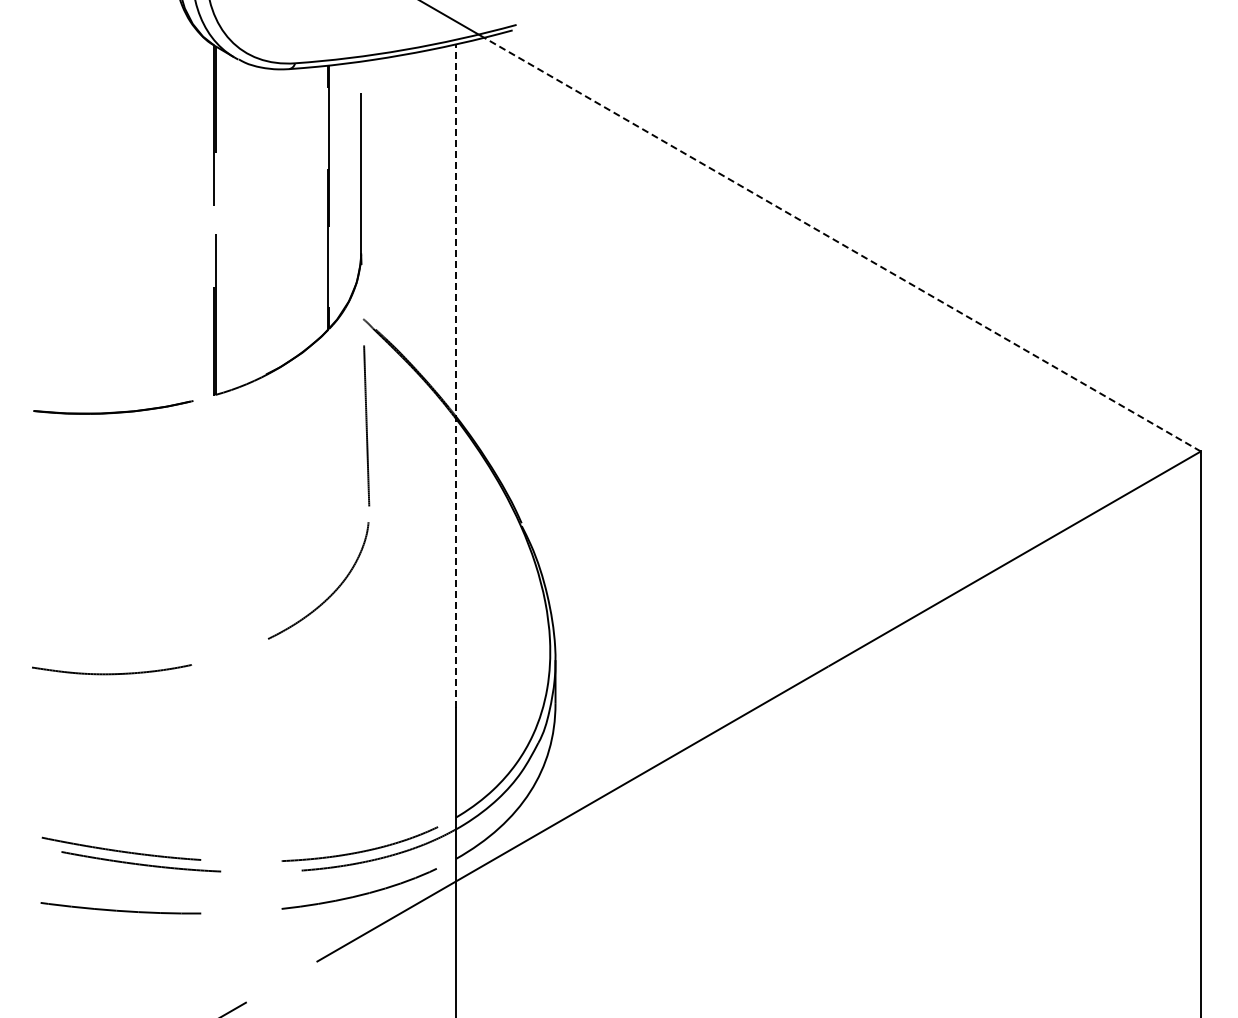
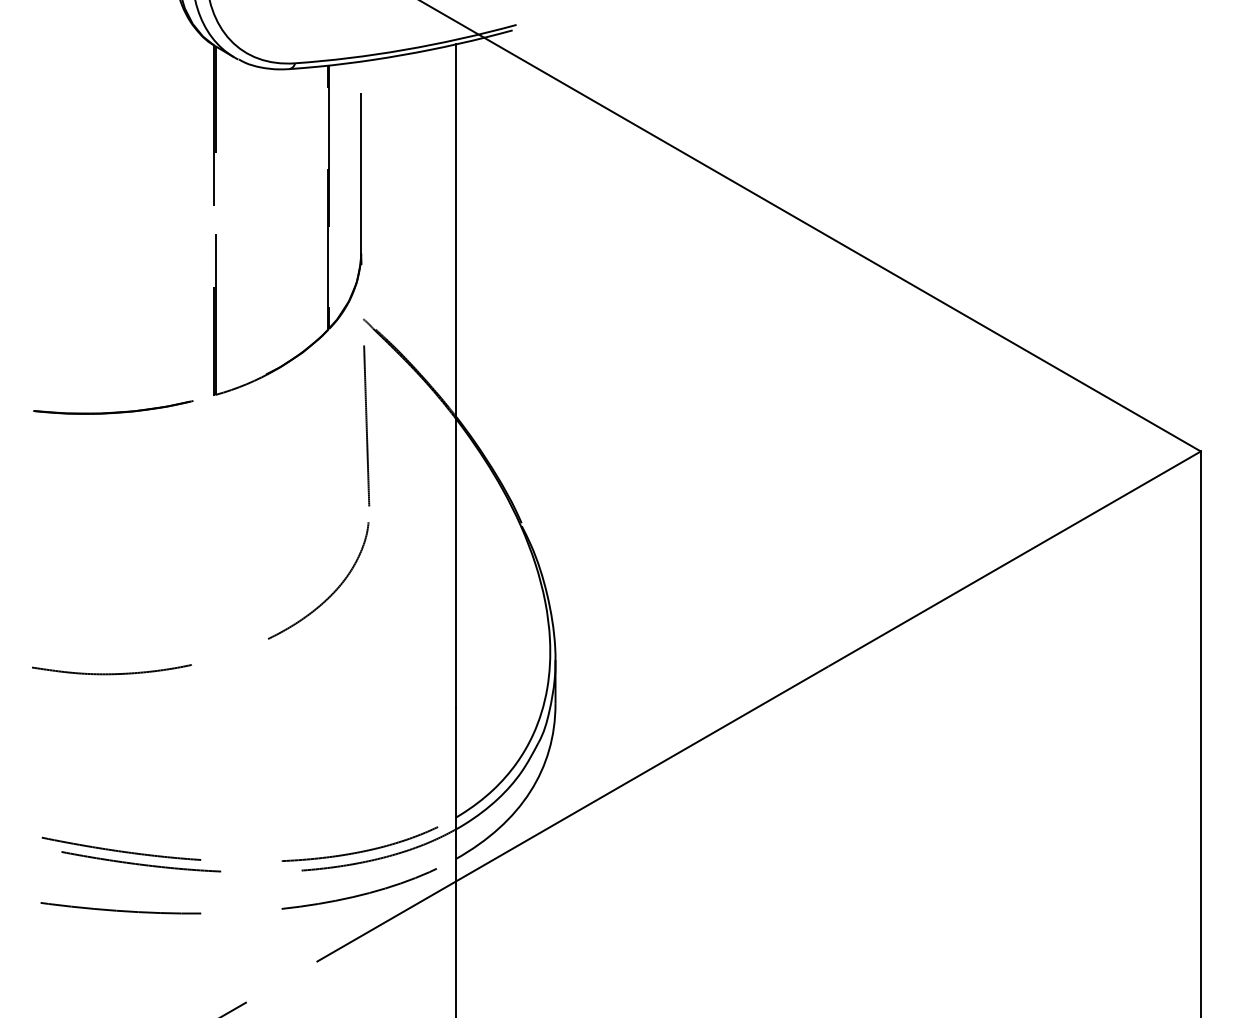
line: dashed -> solid (842, 244)
line: dashed -> solid (456, 375)
